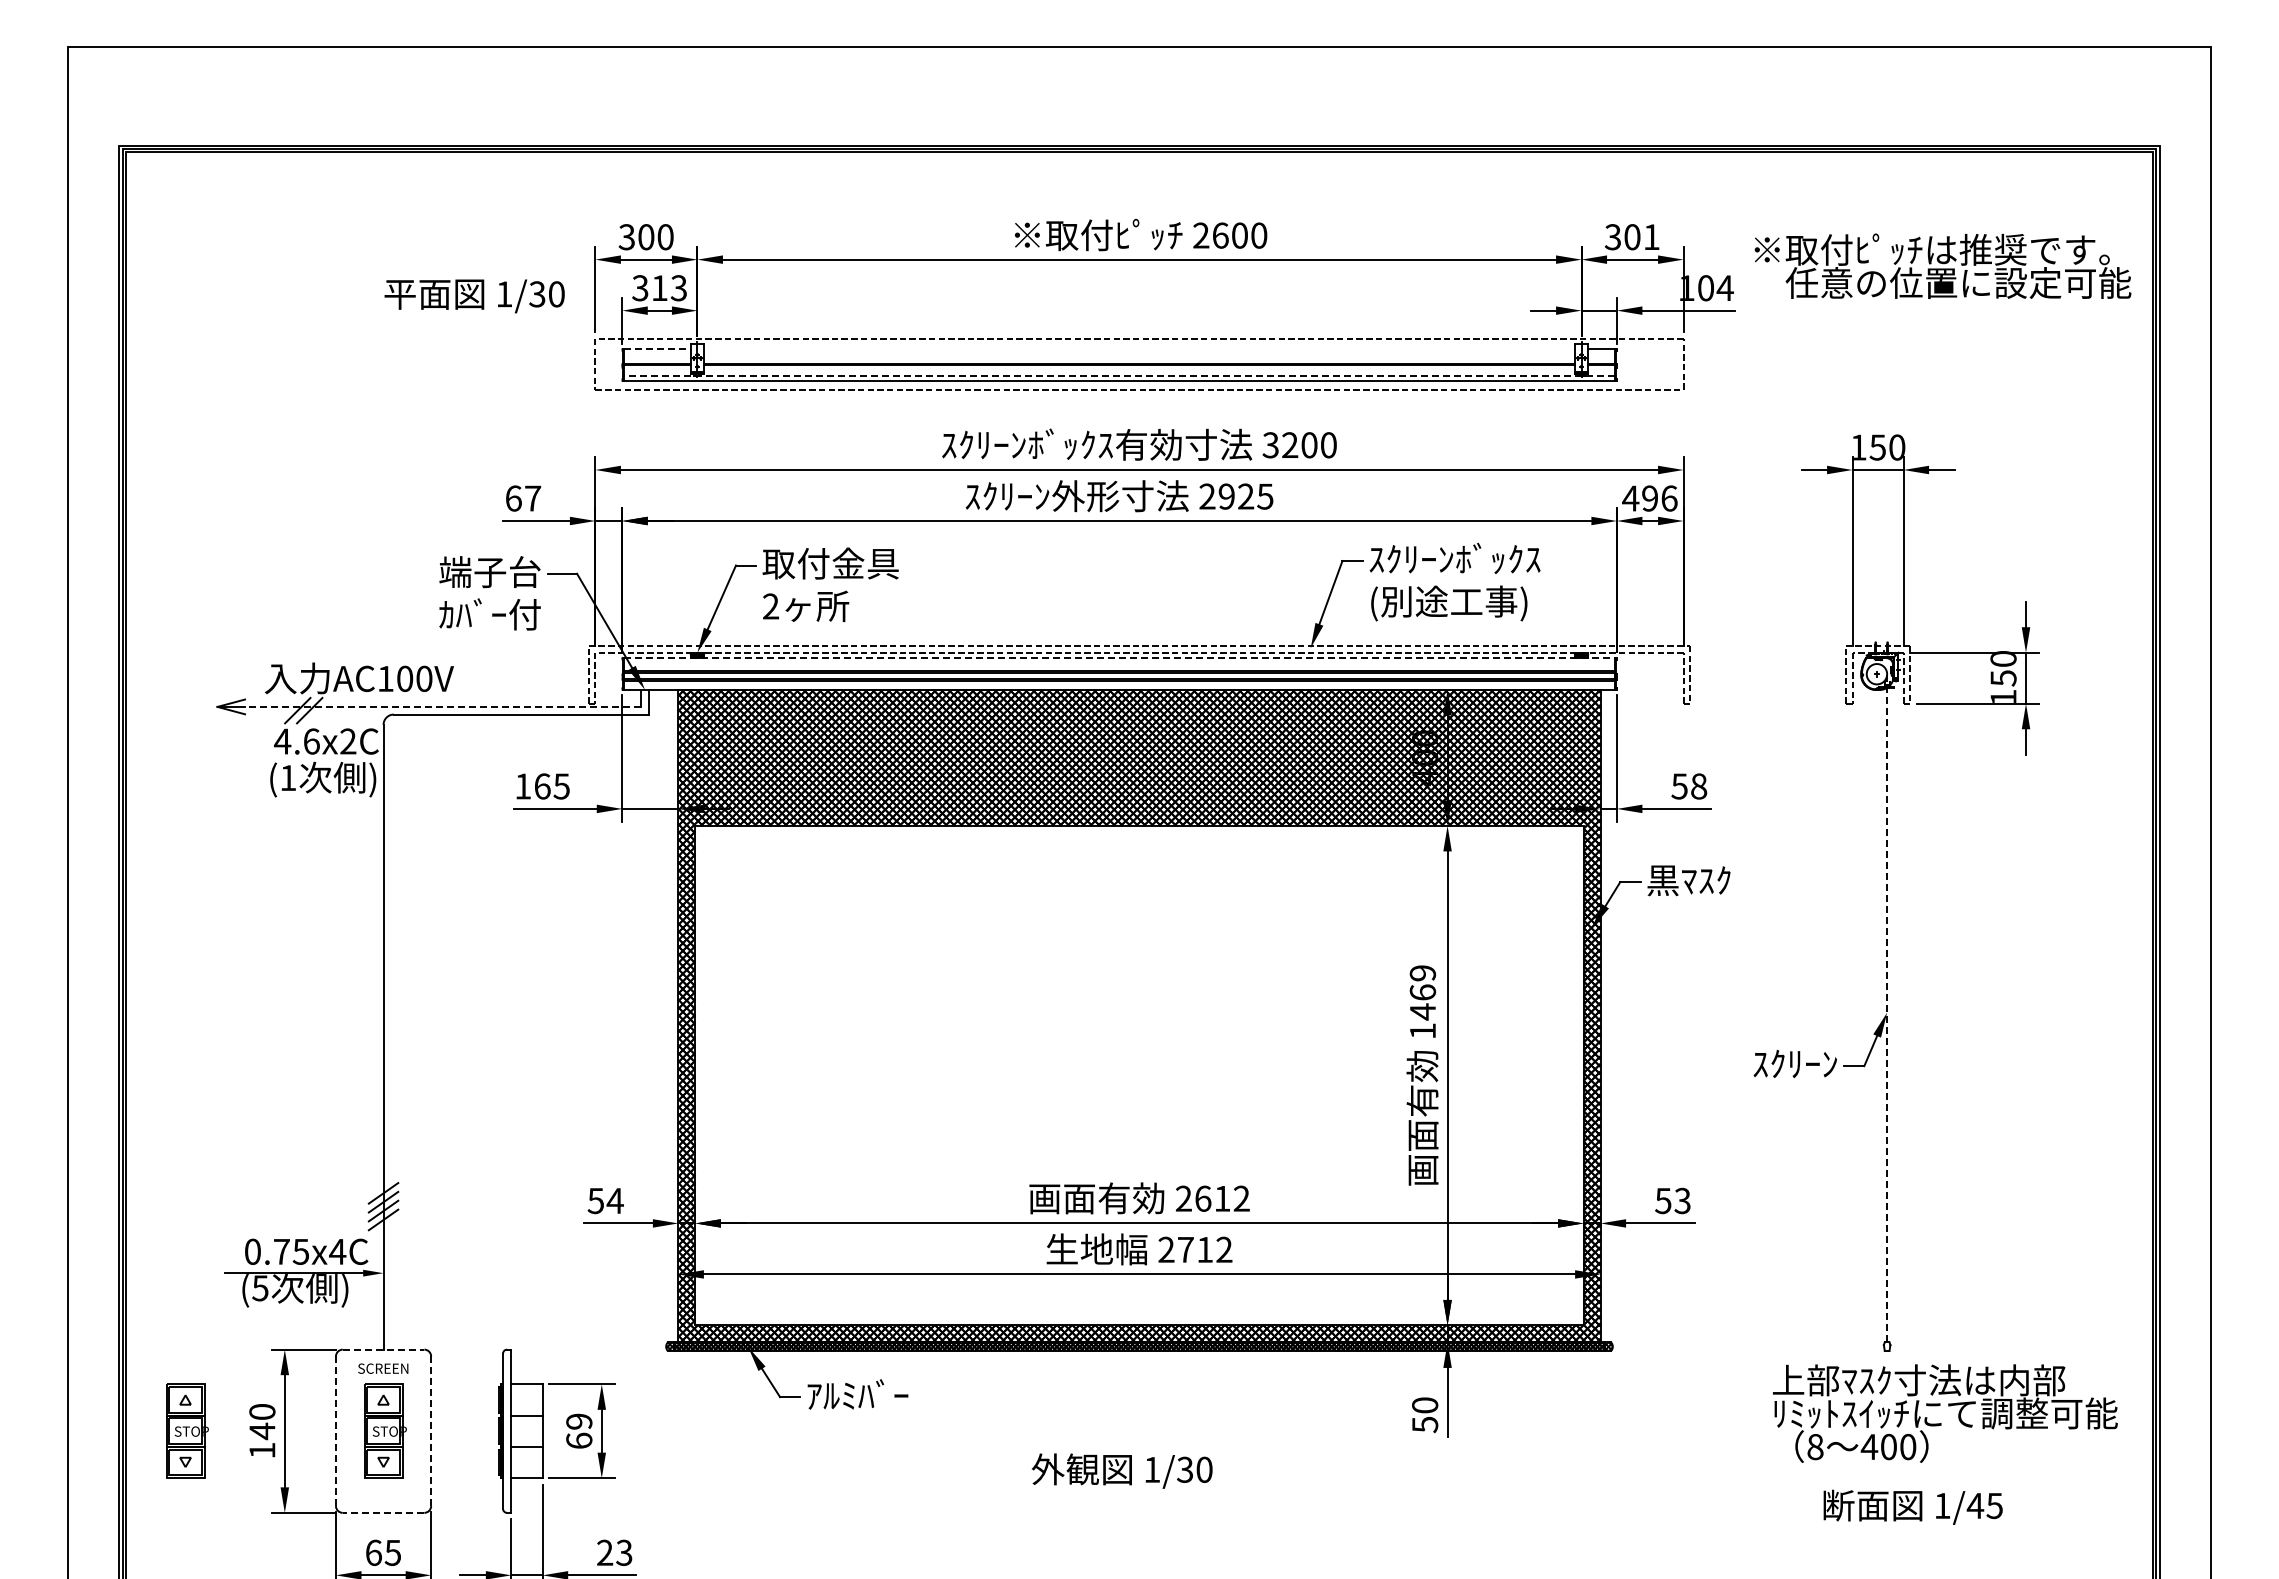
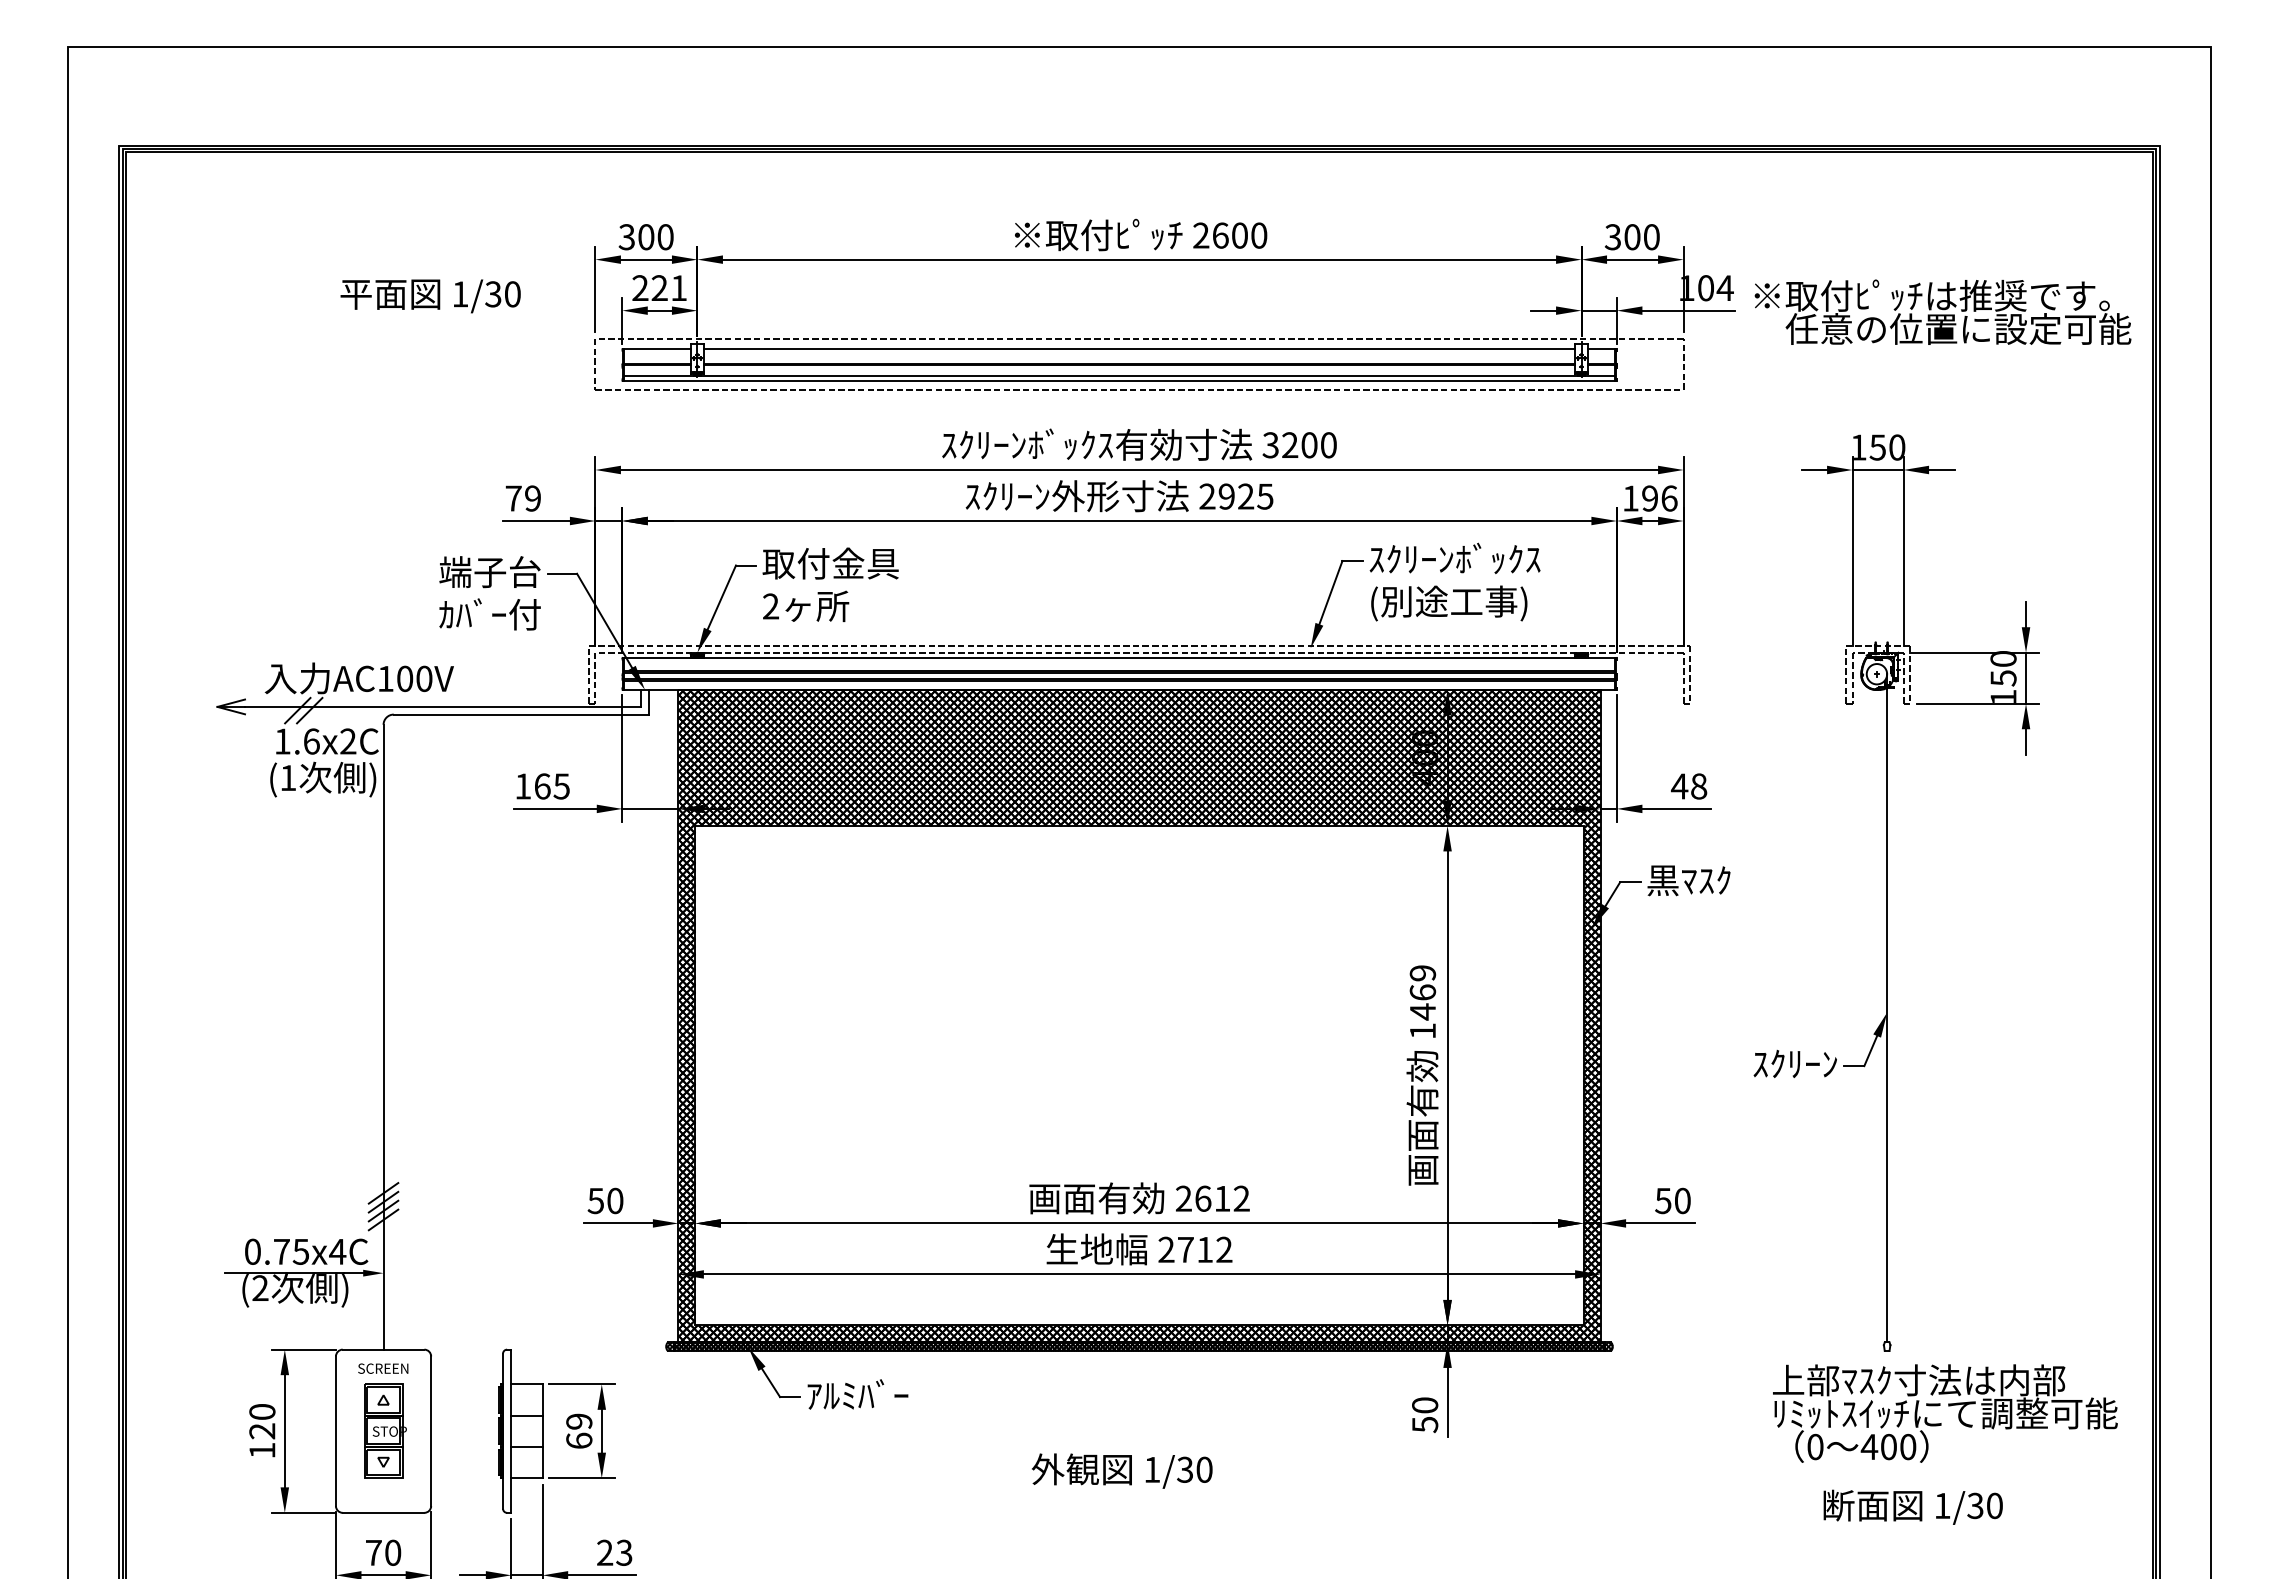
text: 301 -> 300 (1651, 237)
text position: (1942, 265) -> (1942, 311) (1942, 311)
text: 313 -> 221 (659, 288)
text position: (474, 296) -> (430, 296) (430, 296)
line: dashed -> solid (657, 348)
line: none -> present (1139, 348)
line: dashed -> solid (1119, 376)
text: 67 -> 79 (523, 498)
text: 496 -> 196 (1630, 498)
line: dashed -> solid (1119, 657)
line: dashed -> solid (442, 706)
text: 4.6x2C -> 1.6x2C (282, 741)
text: 58 -> 48 (1679, 786)
line: dashed -> solid (1887, 1007)
text: 54 -> 50 (614, 1200)
text: 53 -> 50 (1682, 1200)
text: (5 -> (2 (260, 1288)
line: dashed -> solid (383, 1349)
part: present -> none (187, 1430)
text: 140 -> 120 (262, 1431)
line: dashed -> solid (335, 1431)
line: dashed -> solid (431, 1431)
text: 8 -> 0 (1815, 1447)
text: 1/45 -> 1/30 (1984, 1505)
line: dashed -> solid (383, 1512)
text: 65 -> 70 (383, 1552)
